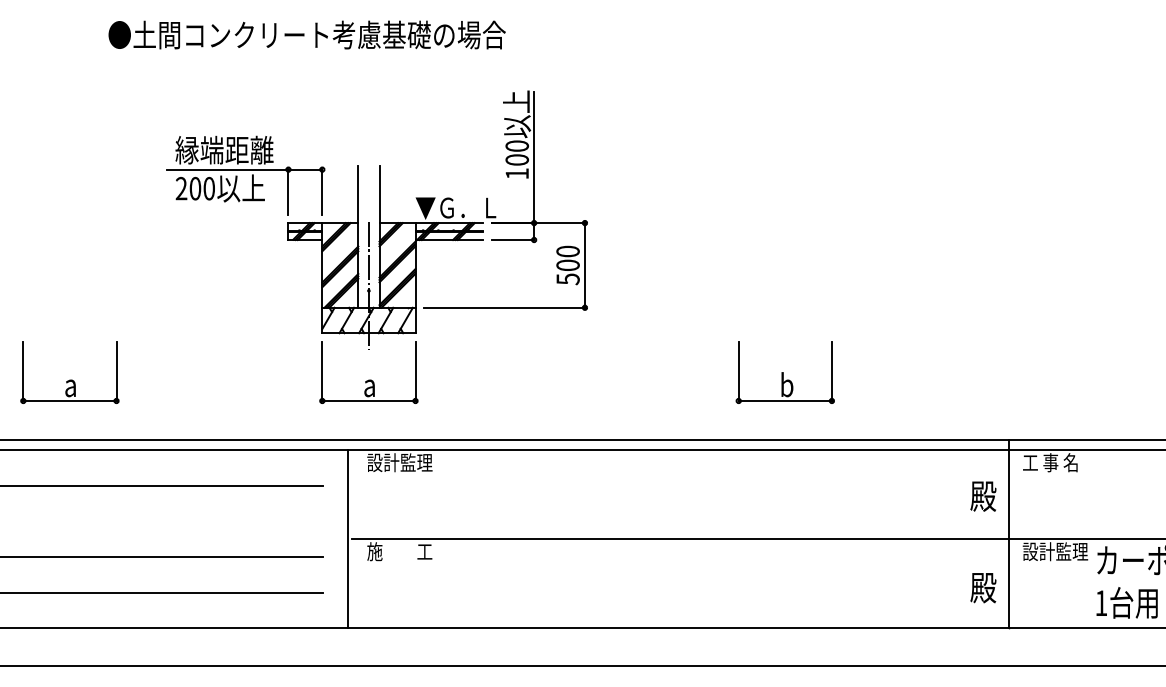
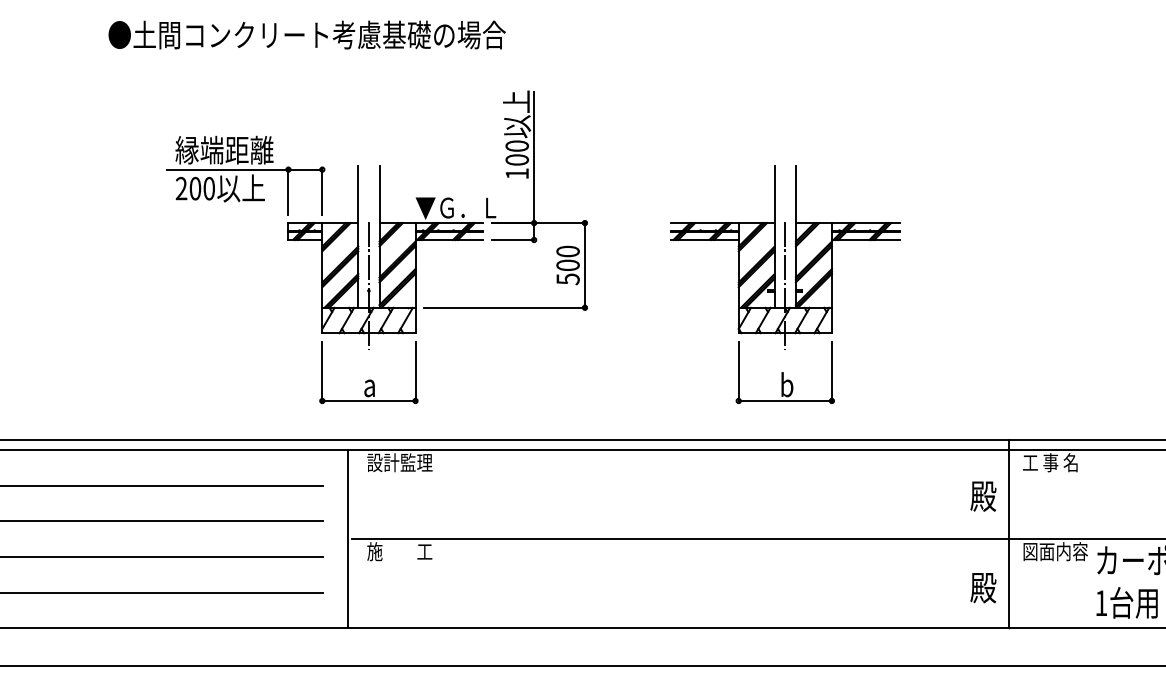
part: none -> present (785, 257)
part: present -> none (69, 379)
line: none -> present (162, 521)
text: 設計監理 -> 図面内容 (1055, 551)
